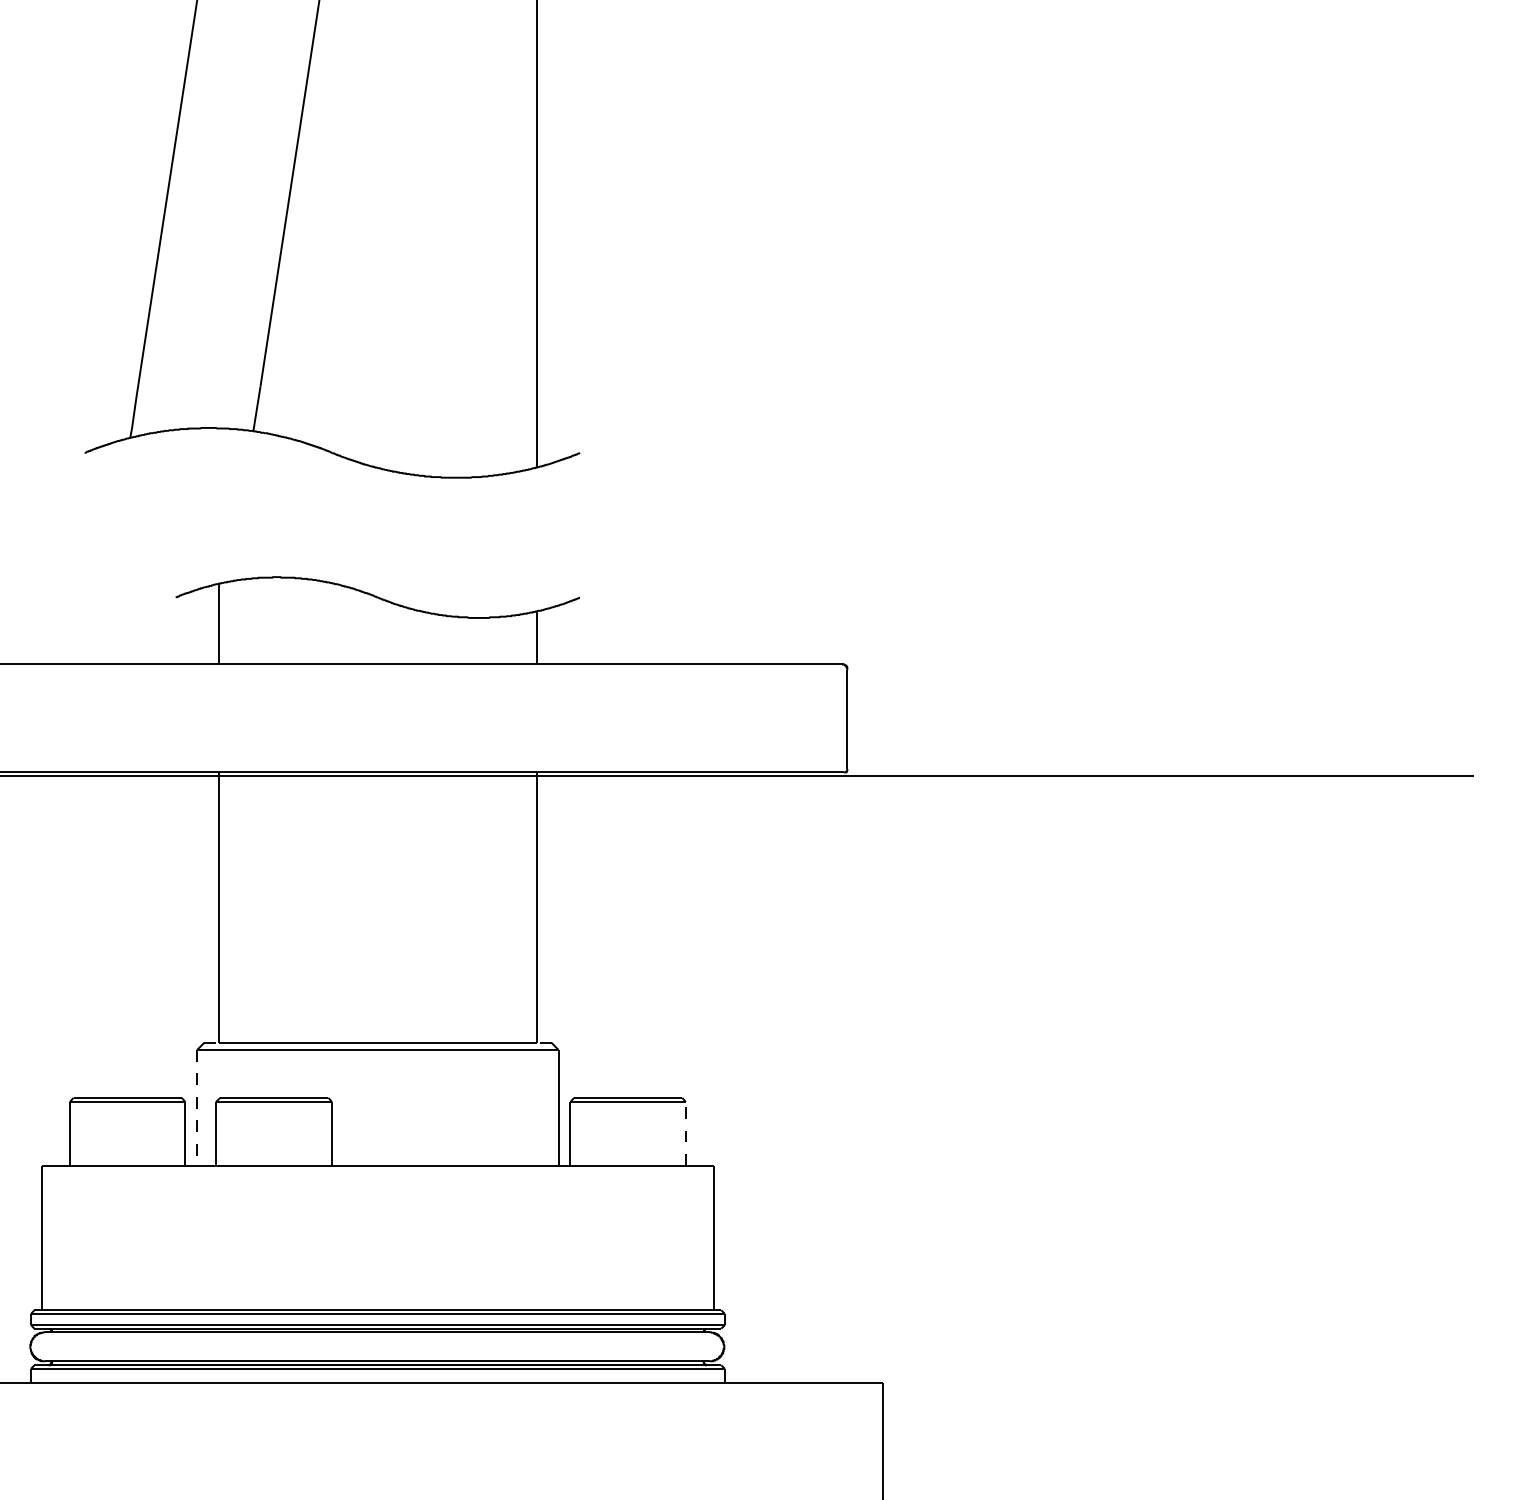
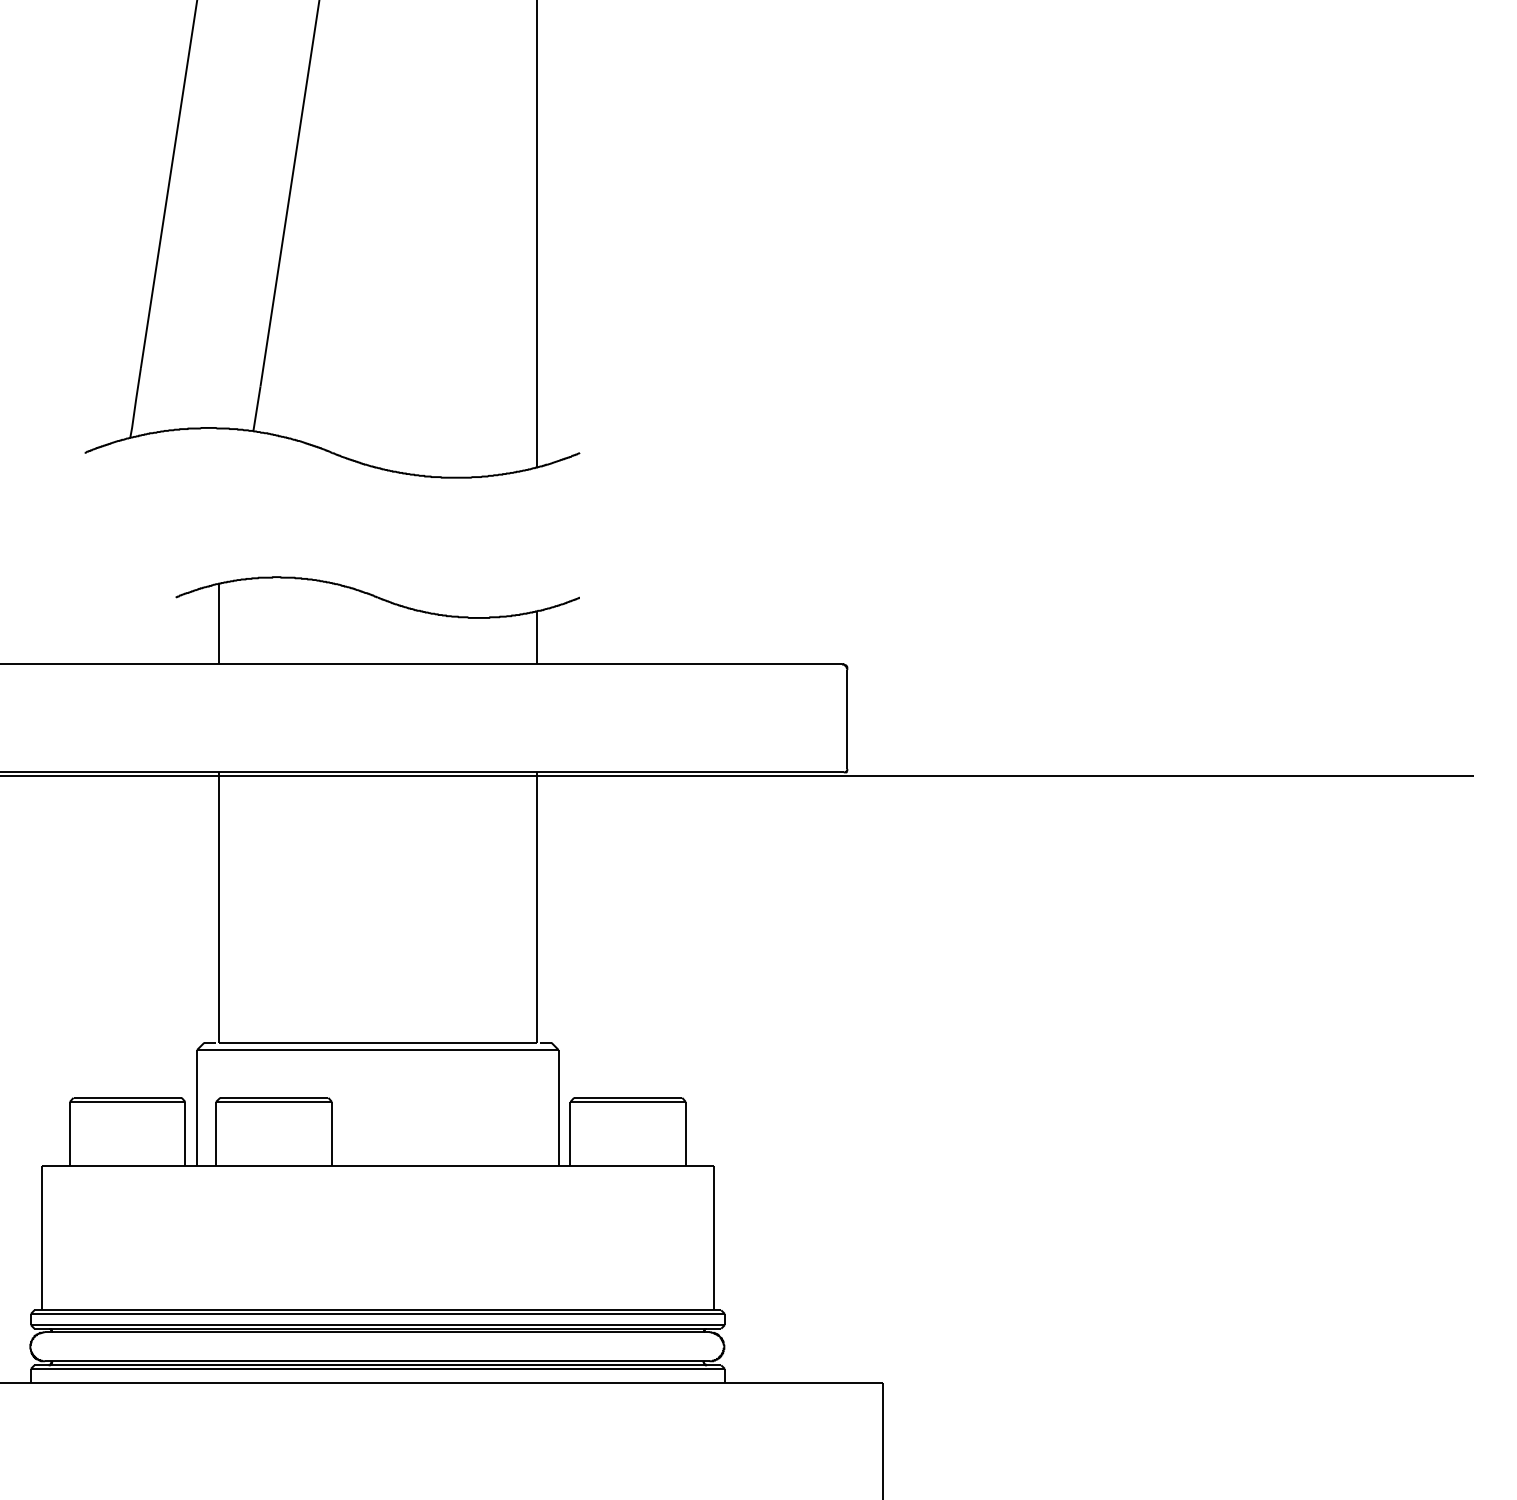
line: dashed -> solid (197, 1107)
line: dashed -> solid (685, 1133)
